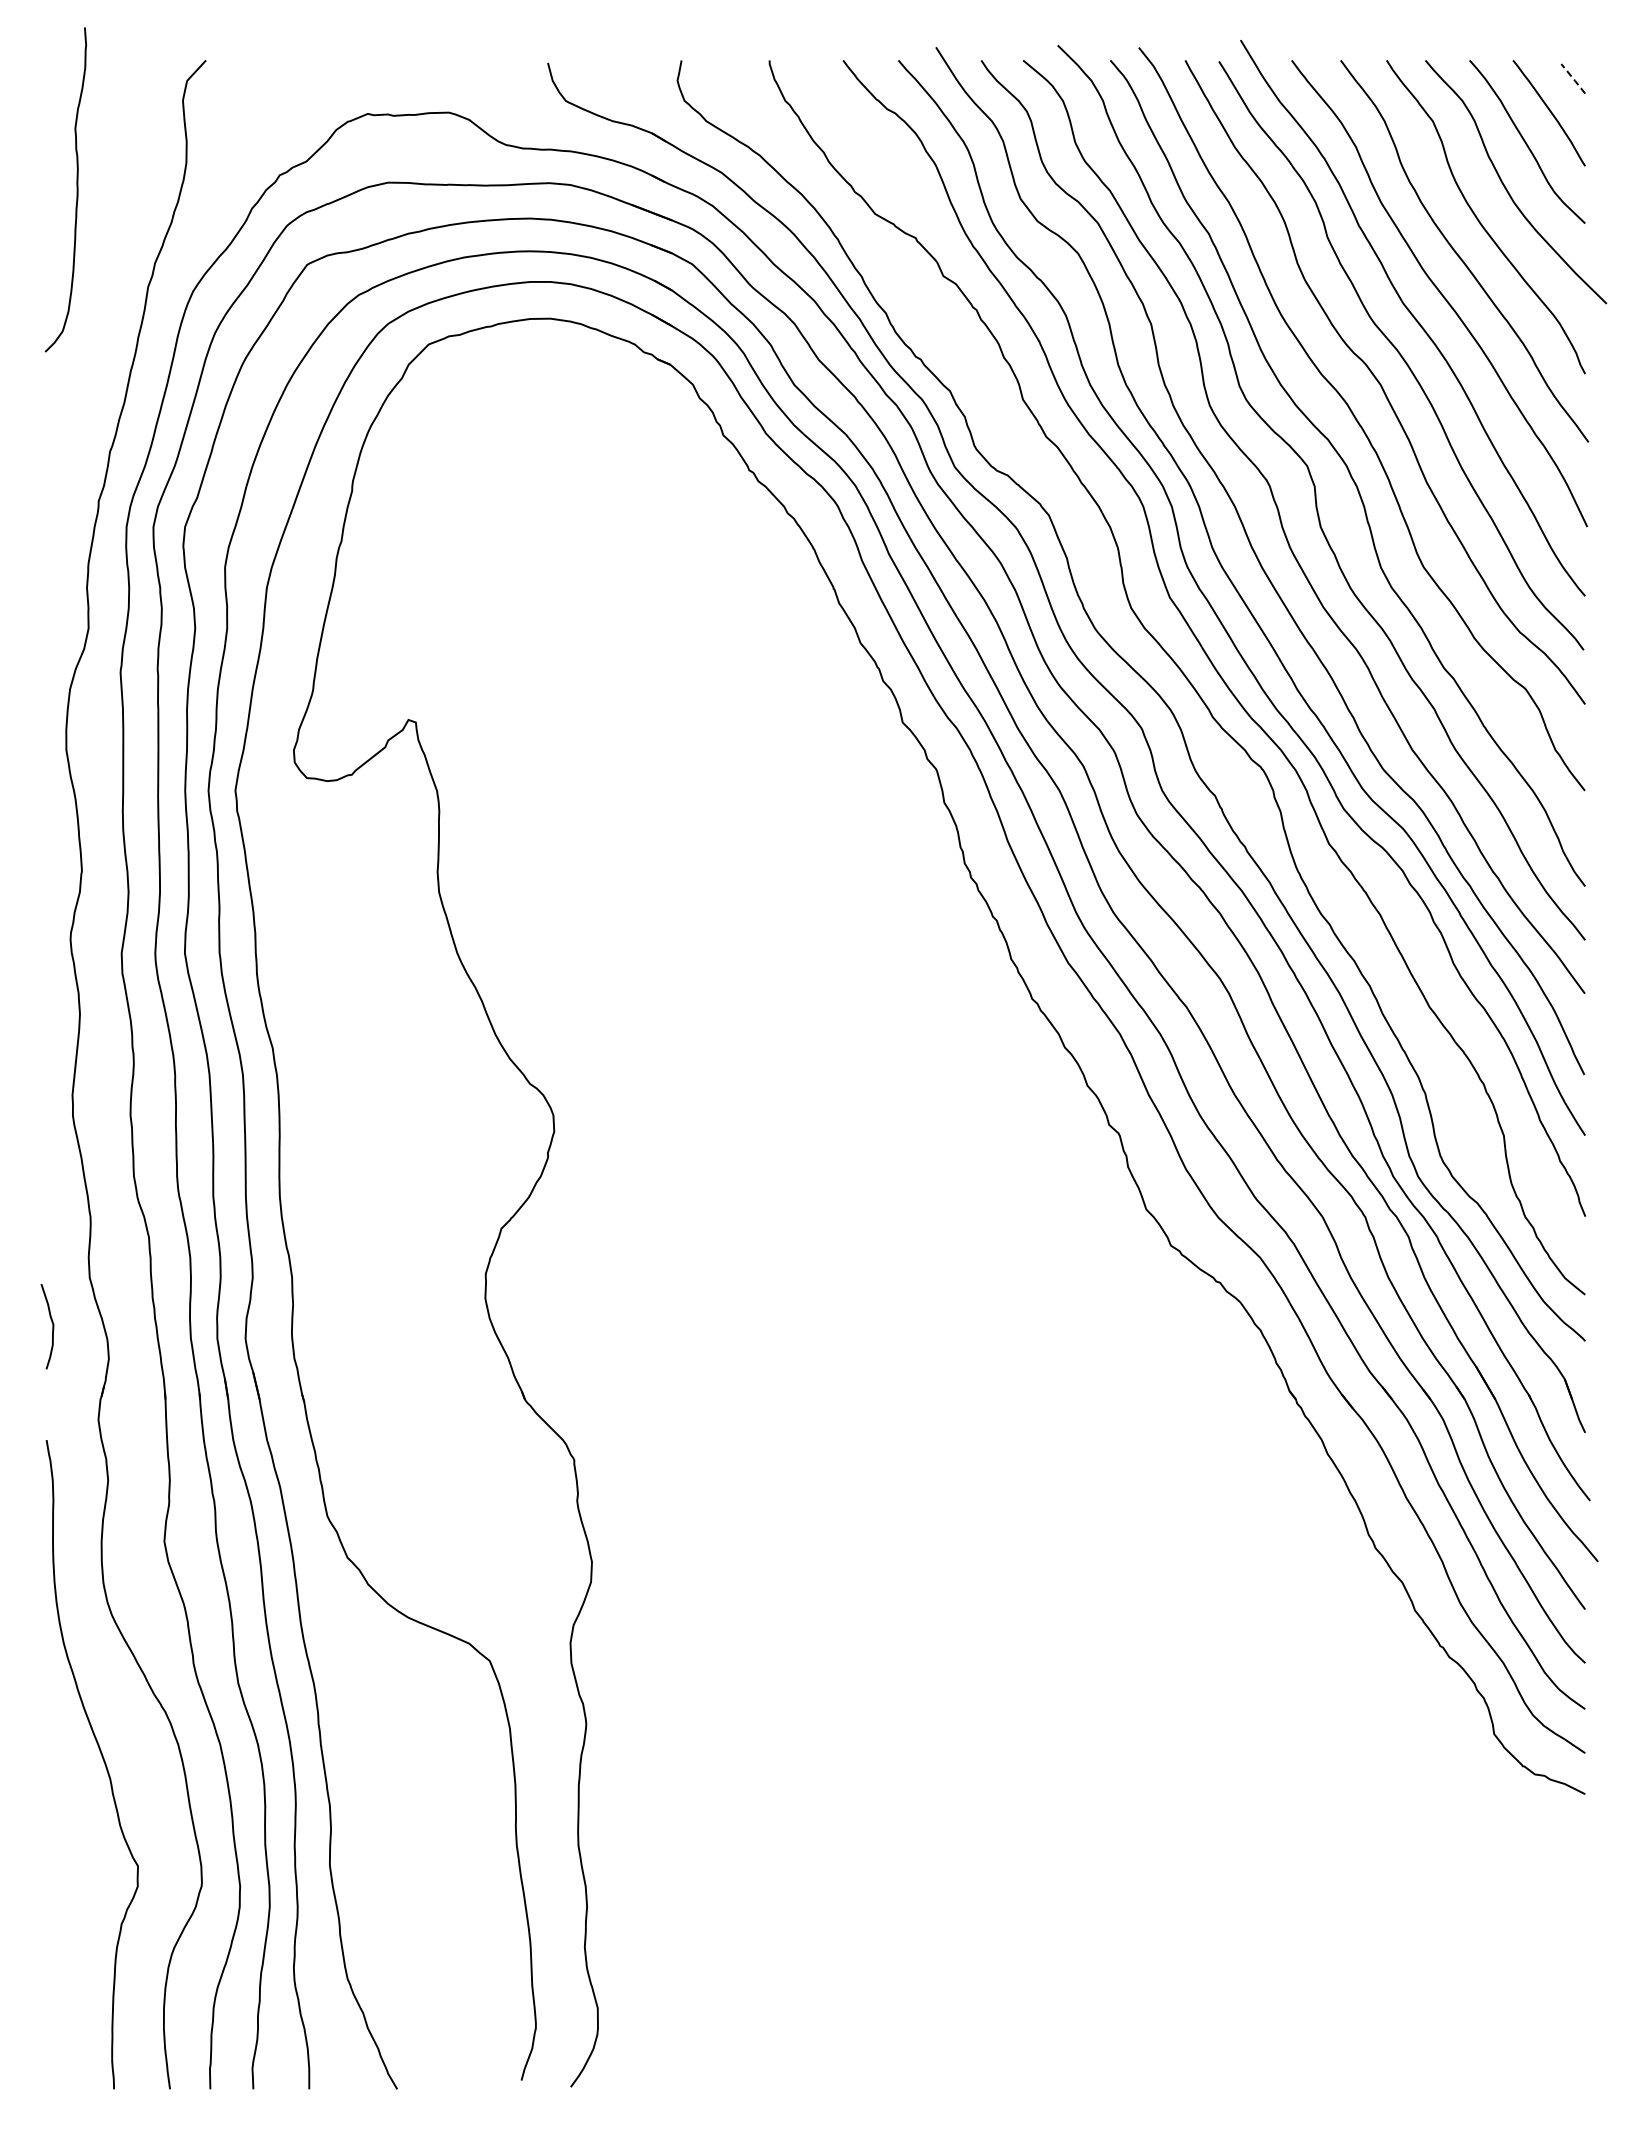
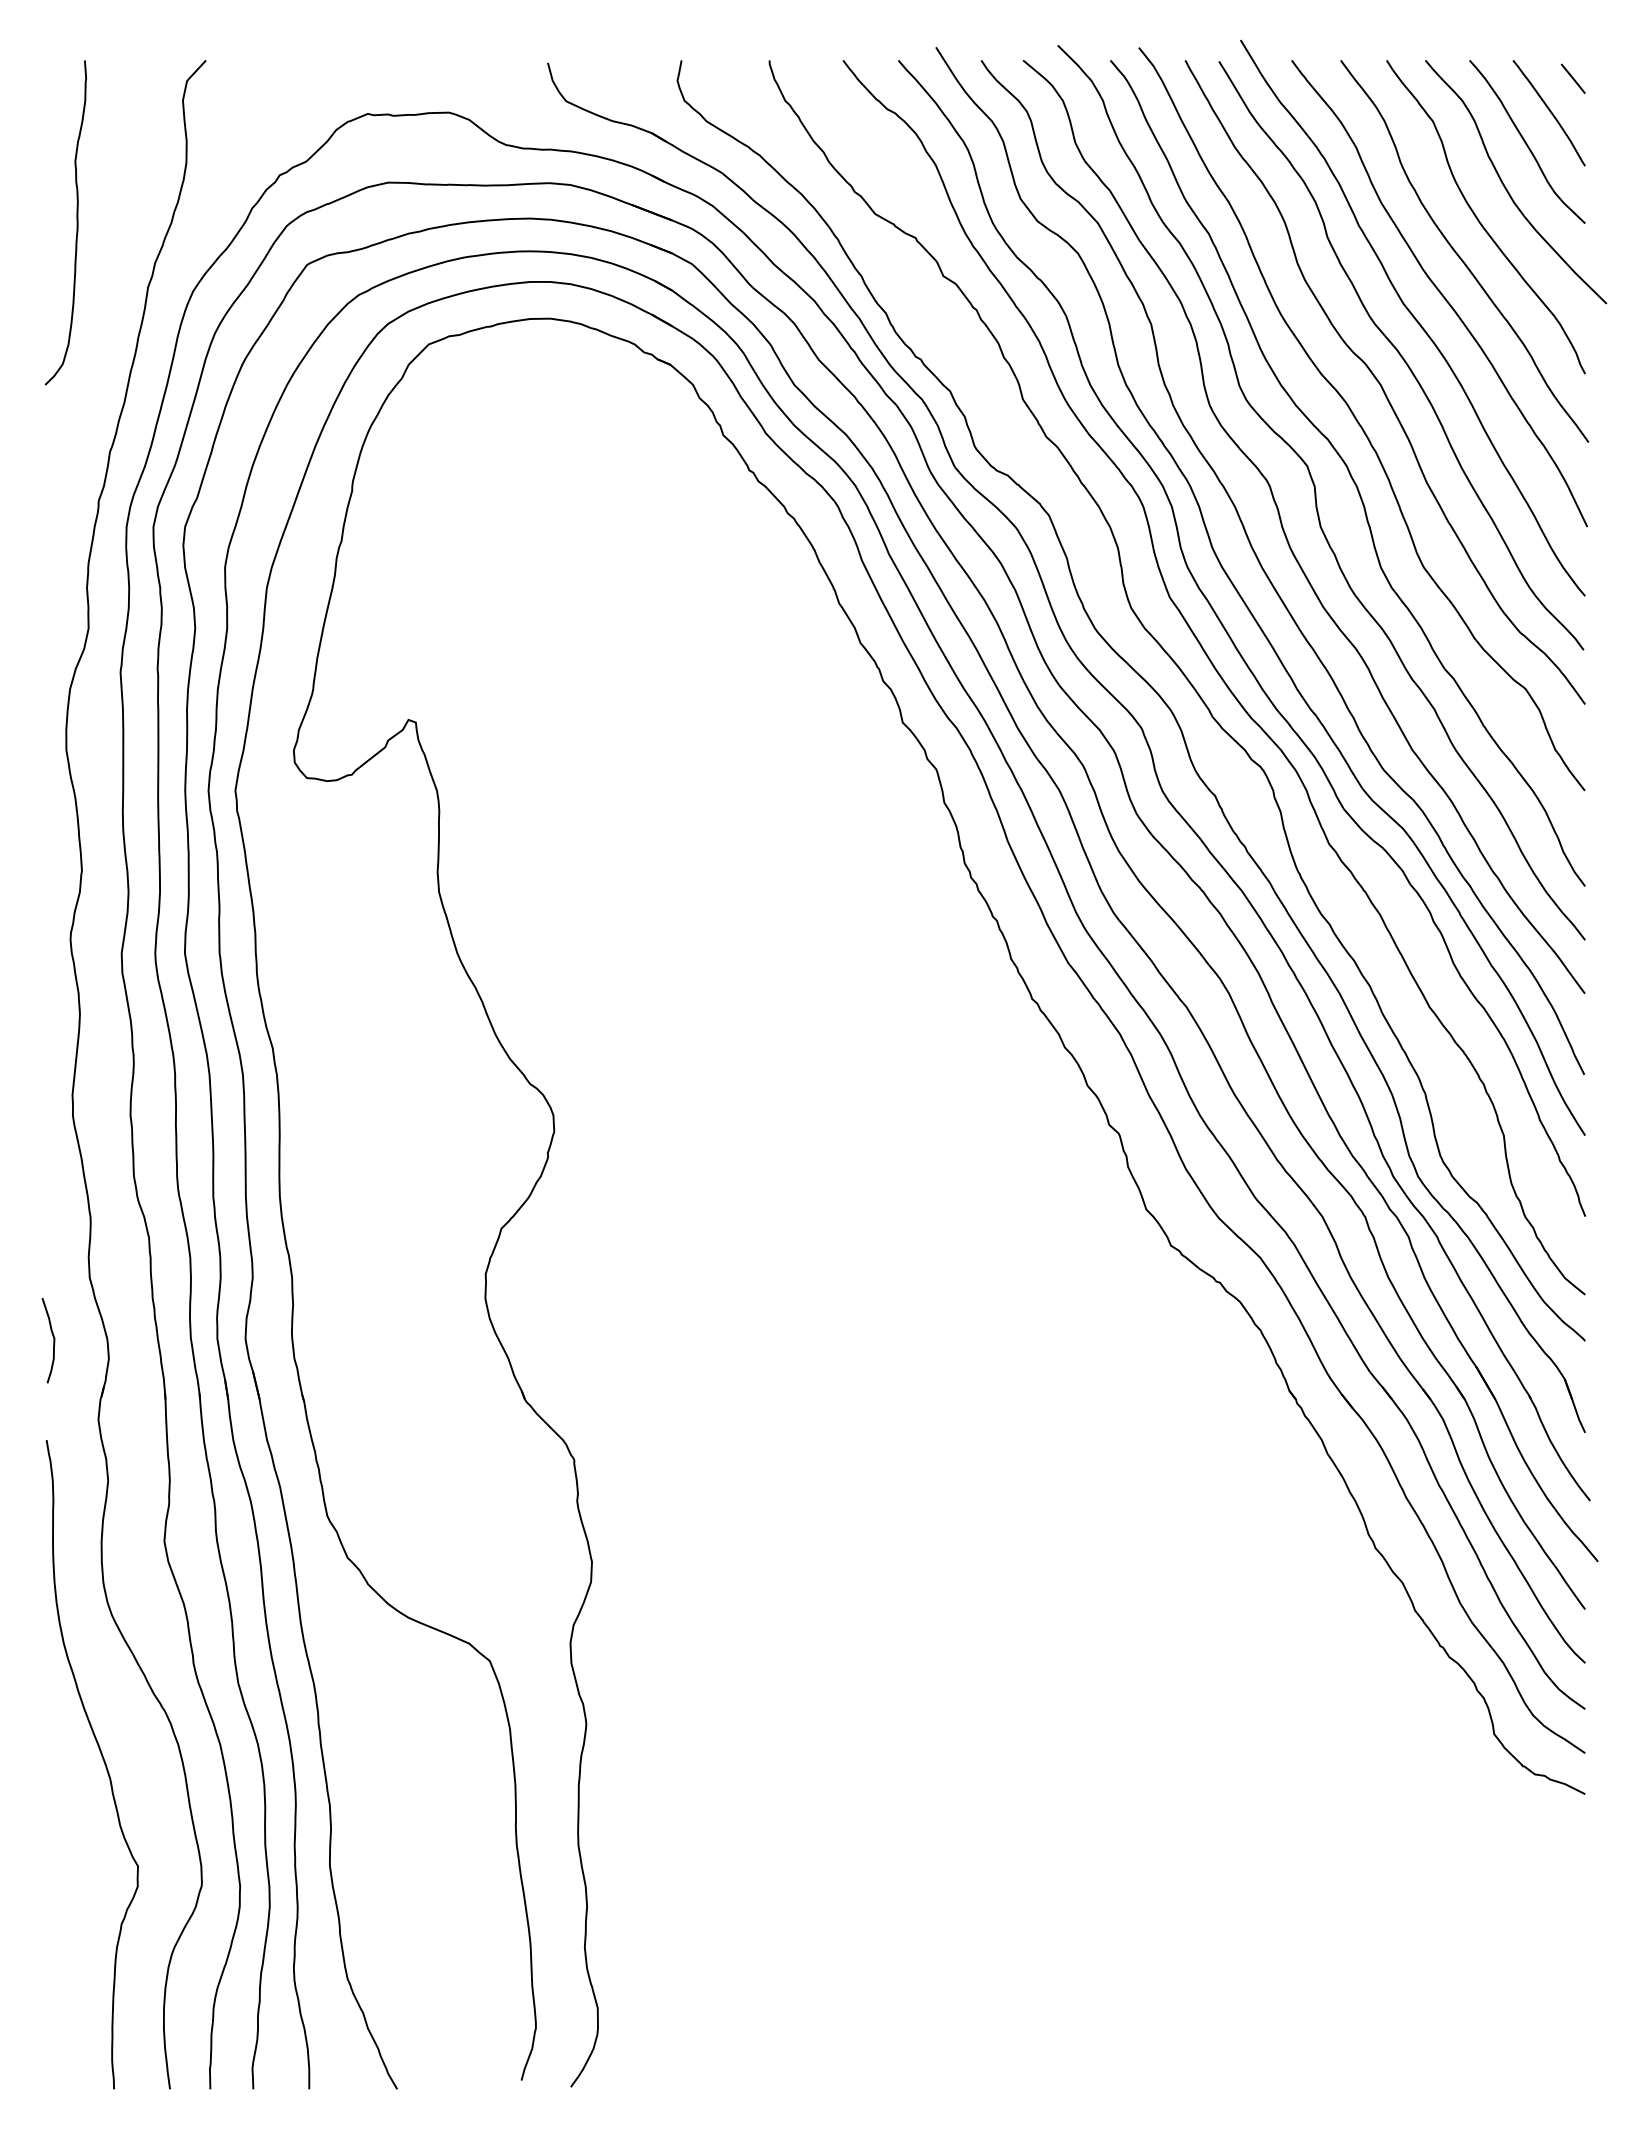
line: dashed -> solid (1573, 79)
curve position: (76, 189) -> (76, 222) (76, 222)
curve position: (52, 1326) -> (53, 1340) (53, 1340)
